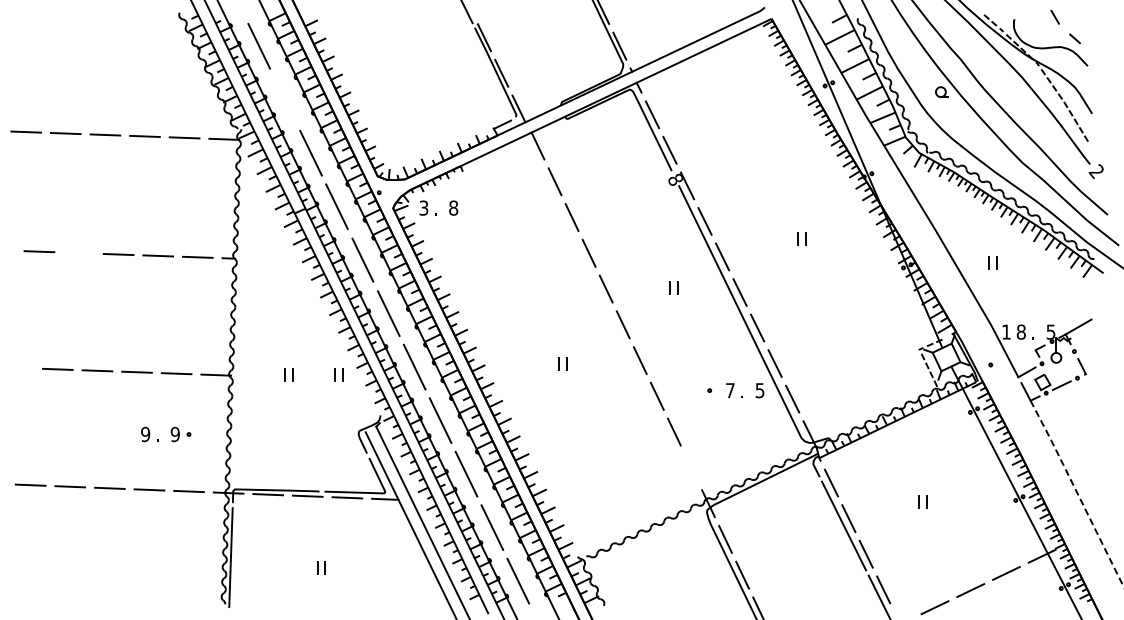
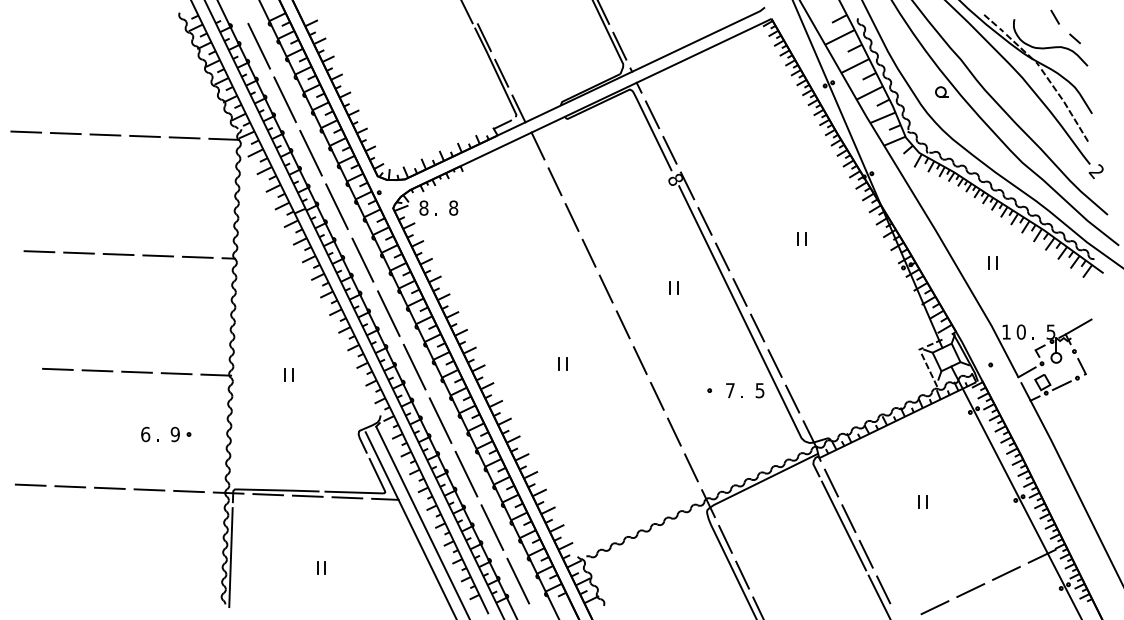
line: none -> present (284, 99)
text: 3 -> 8 (423, 207)
line: none -> present (78, 252)
text: 8 -> 0 (1020, 331)
part: present -> none (338, 374)
text: 9 -> 6 (145, 434)
line: none -> present (691, 467)
line: dashed -> solid (1077, 493)
